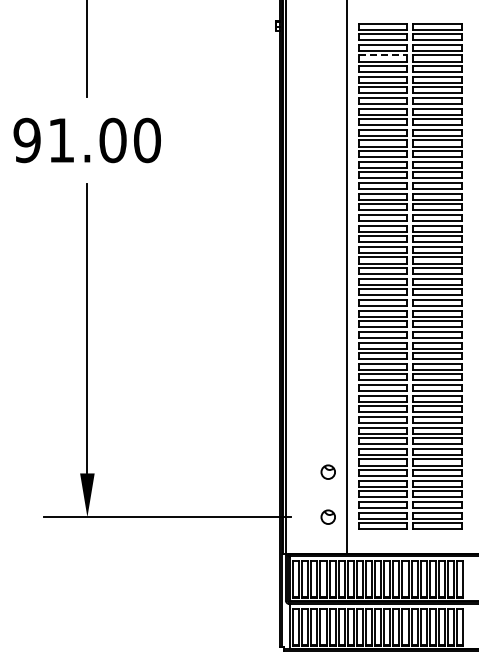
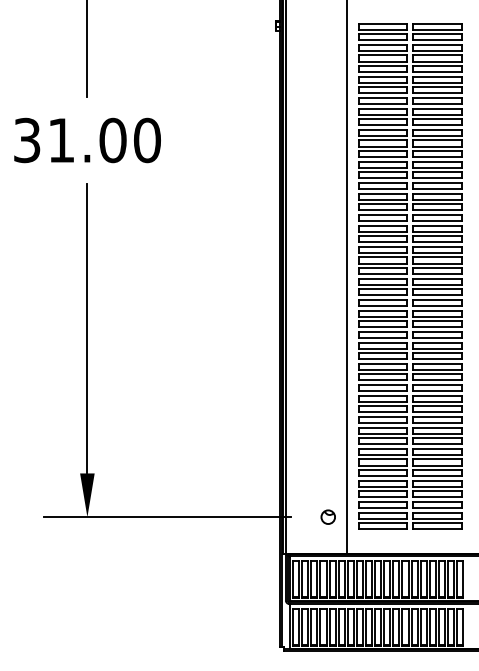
line: dashed -> solid (383, 55)
text: 91.00 -> 31.00 (26, 140)
part: present -> none (327, 471)
